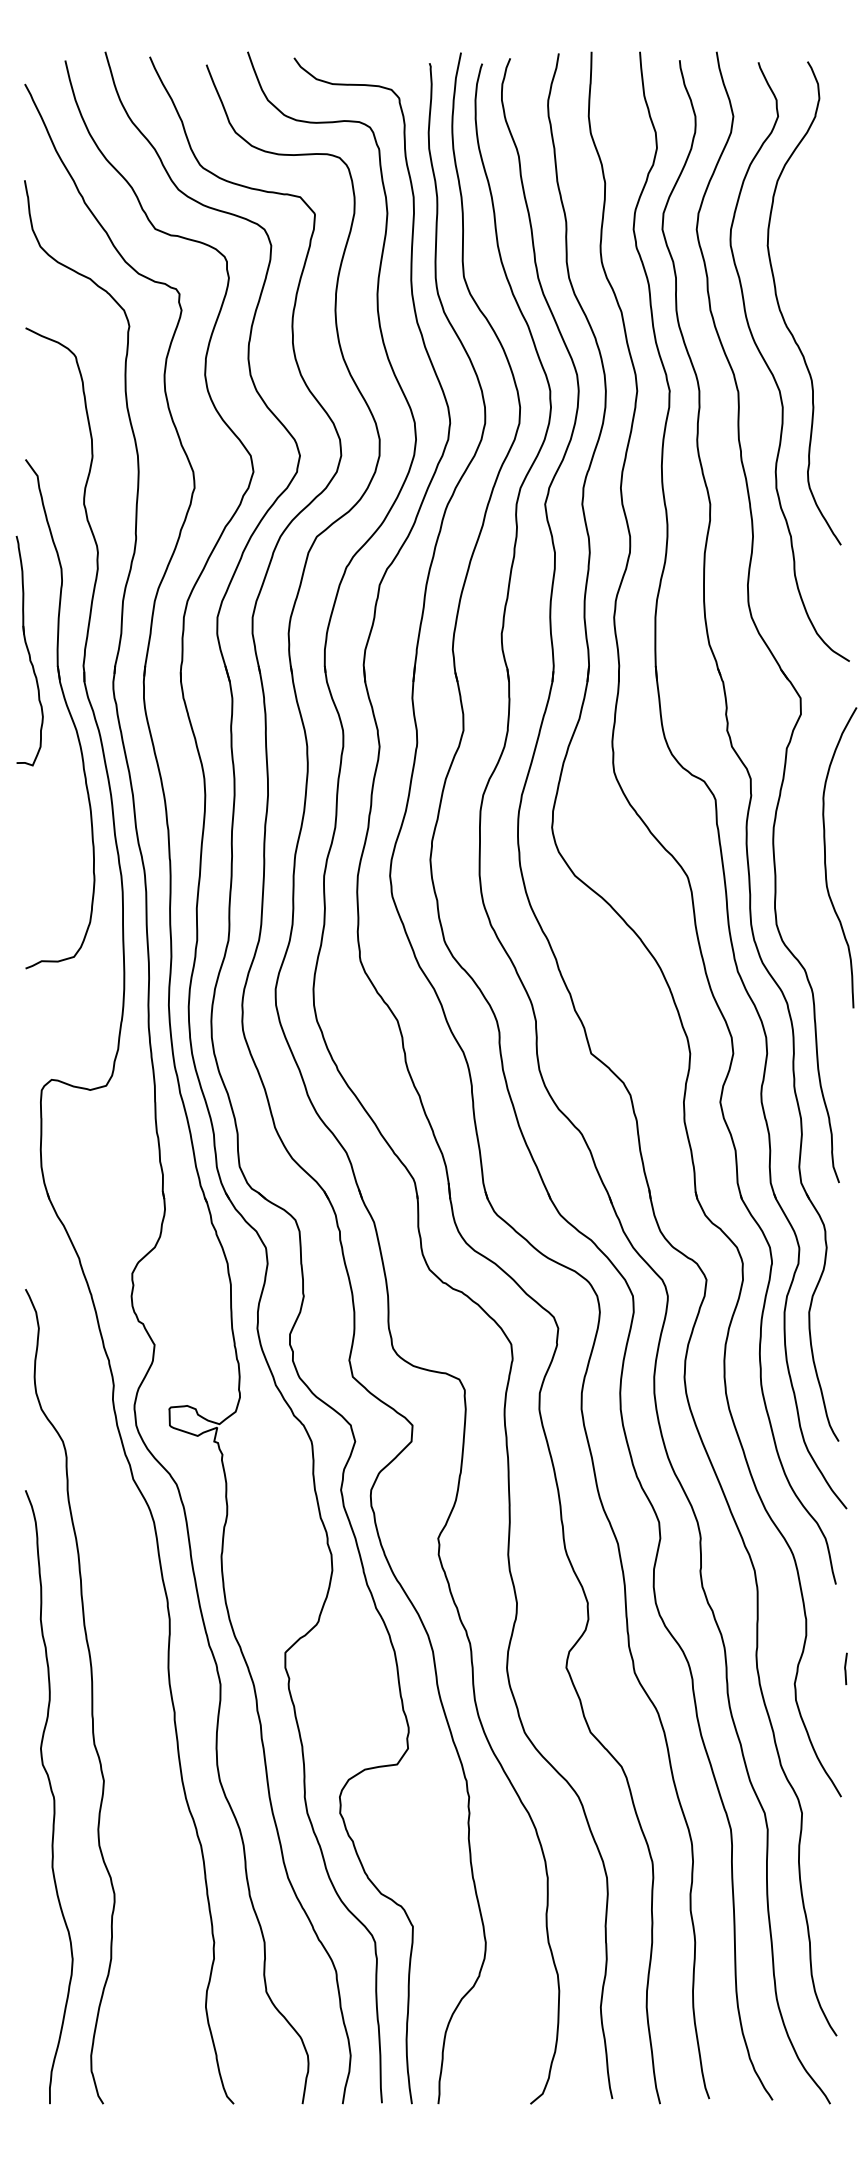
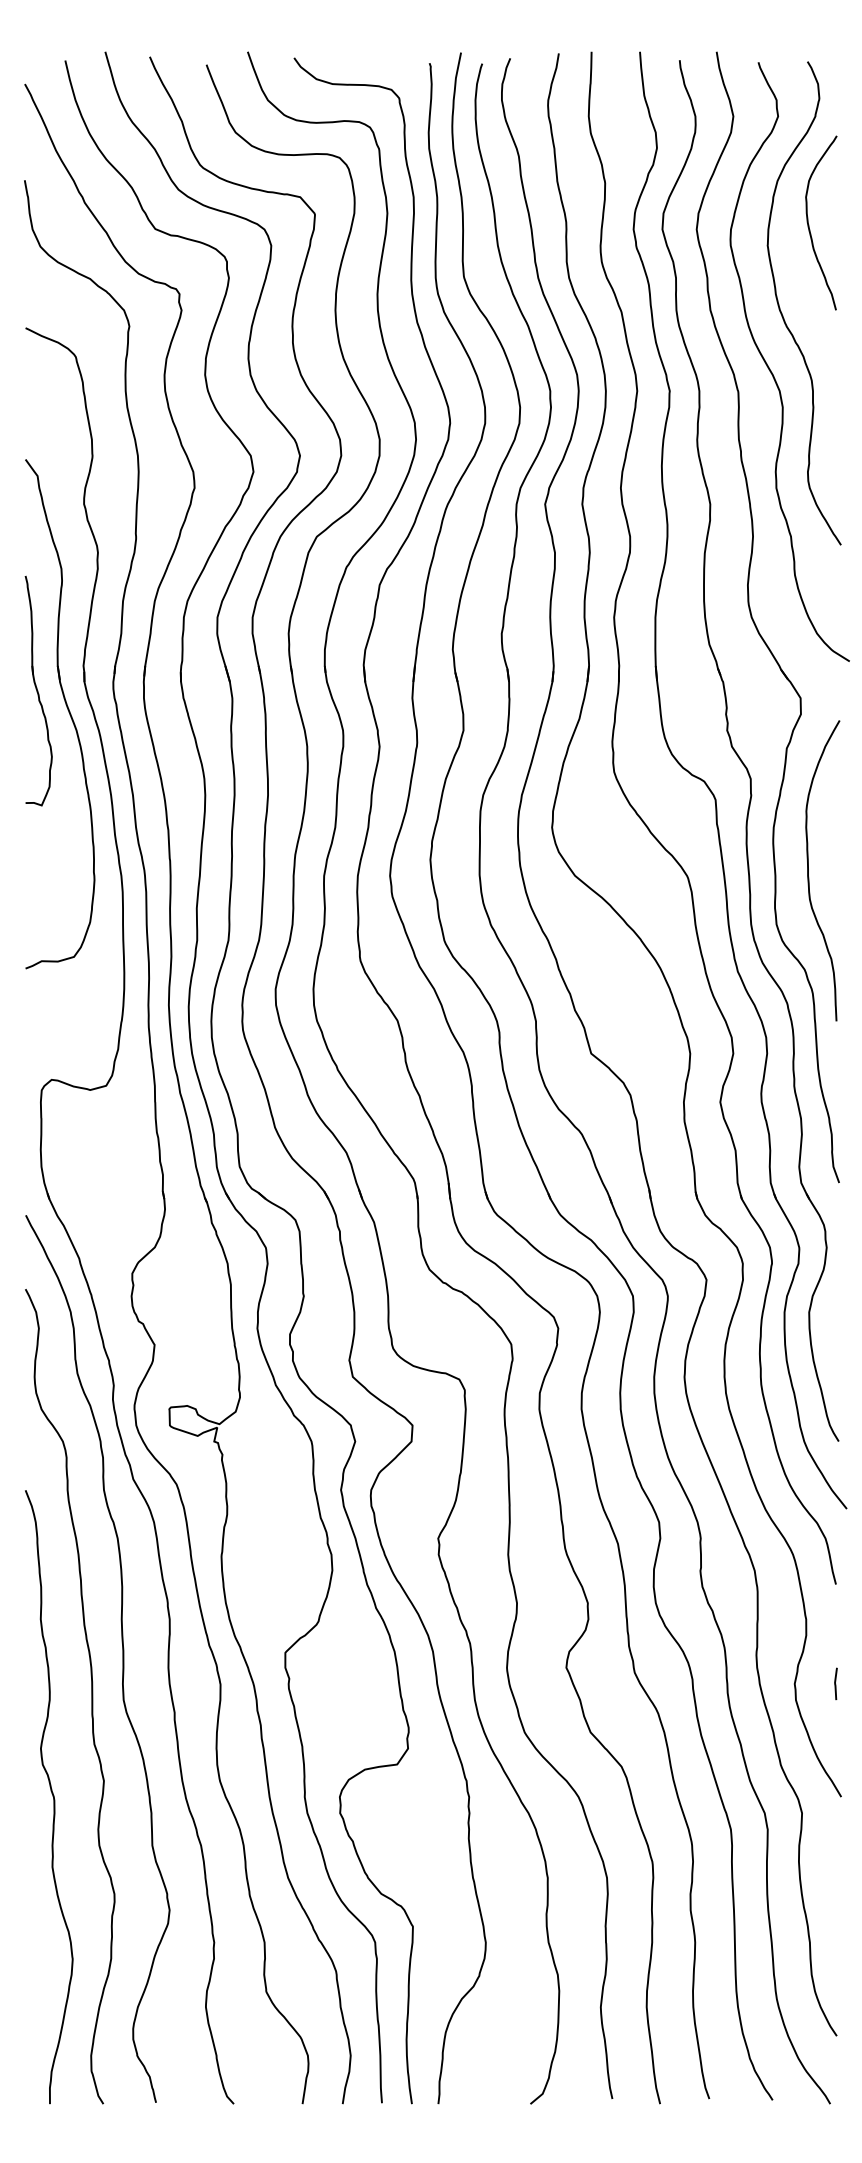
curve: none -> present (809, 224)
part position: (29, 650) -> (38, 690) (38, 690)
curve position: (825, 857) -> (808, 870) (808, 870)
curve: none -> present (122, 1658)
line position: (845, 1668) -> (835, 1683) (835, 1683)
